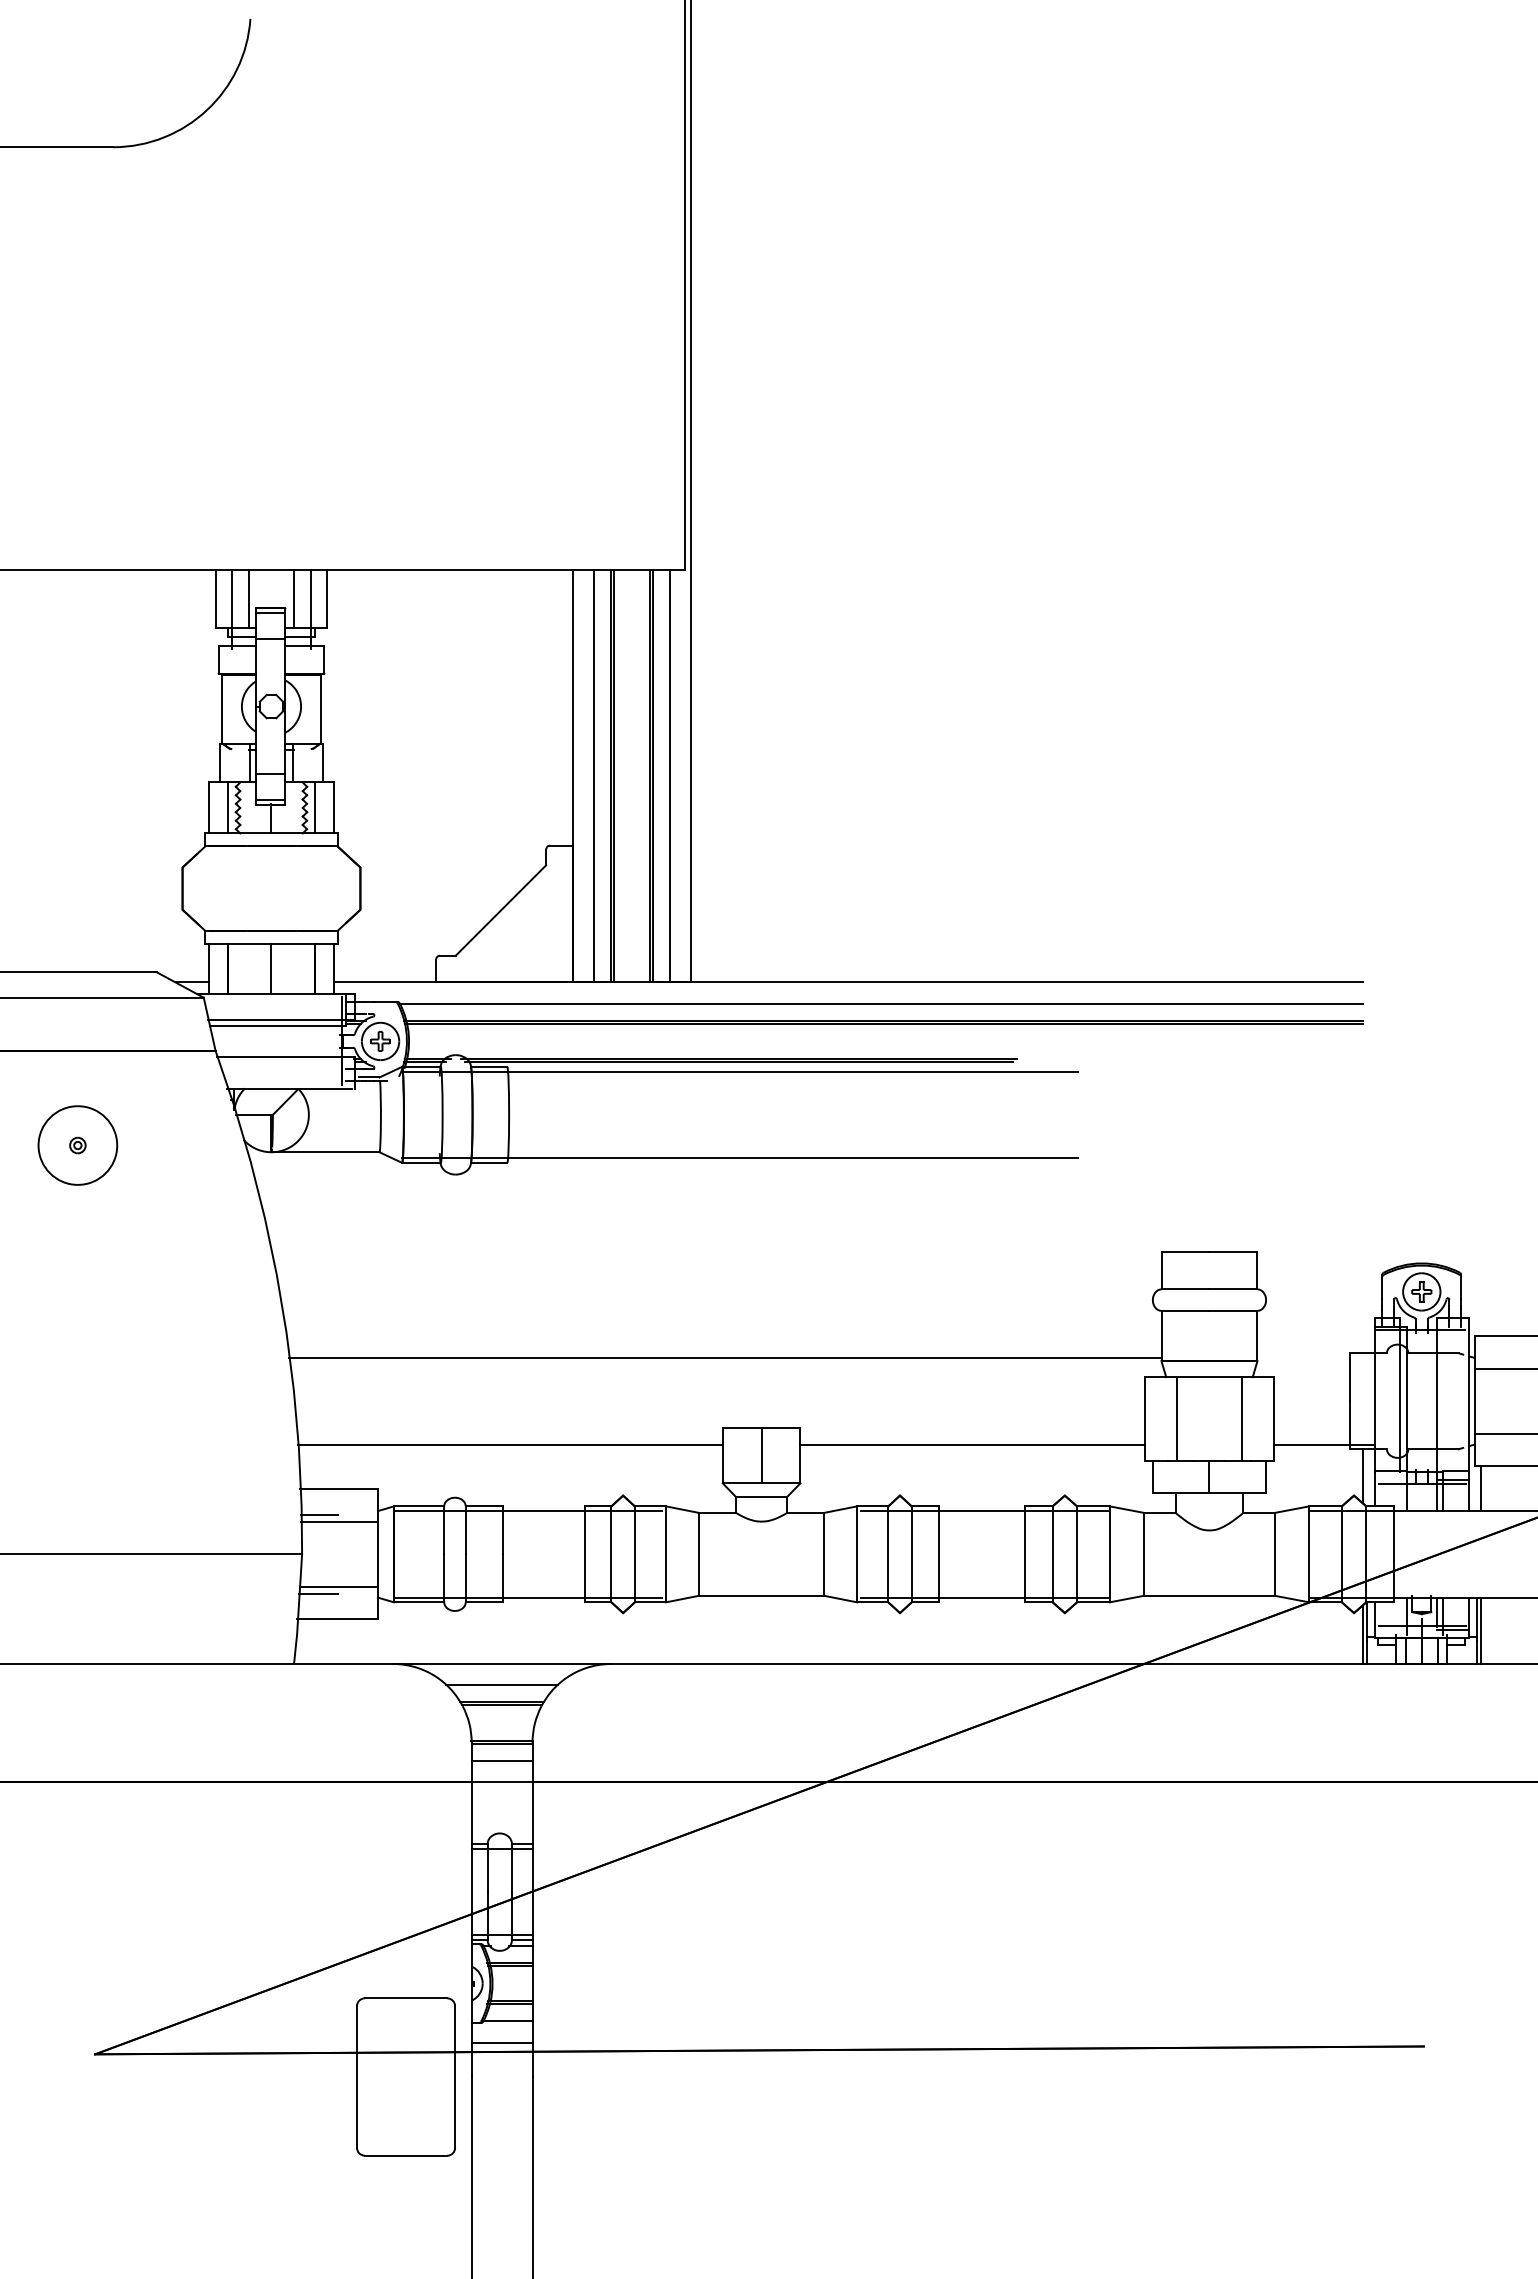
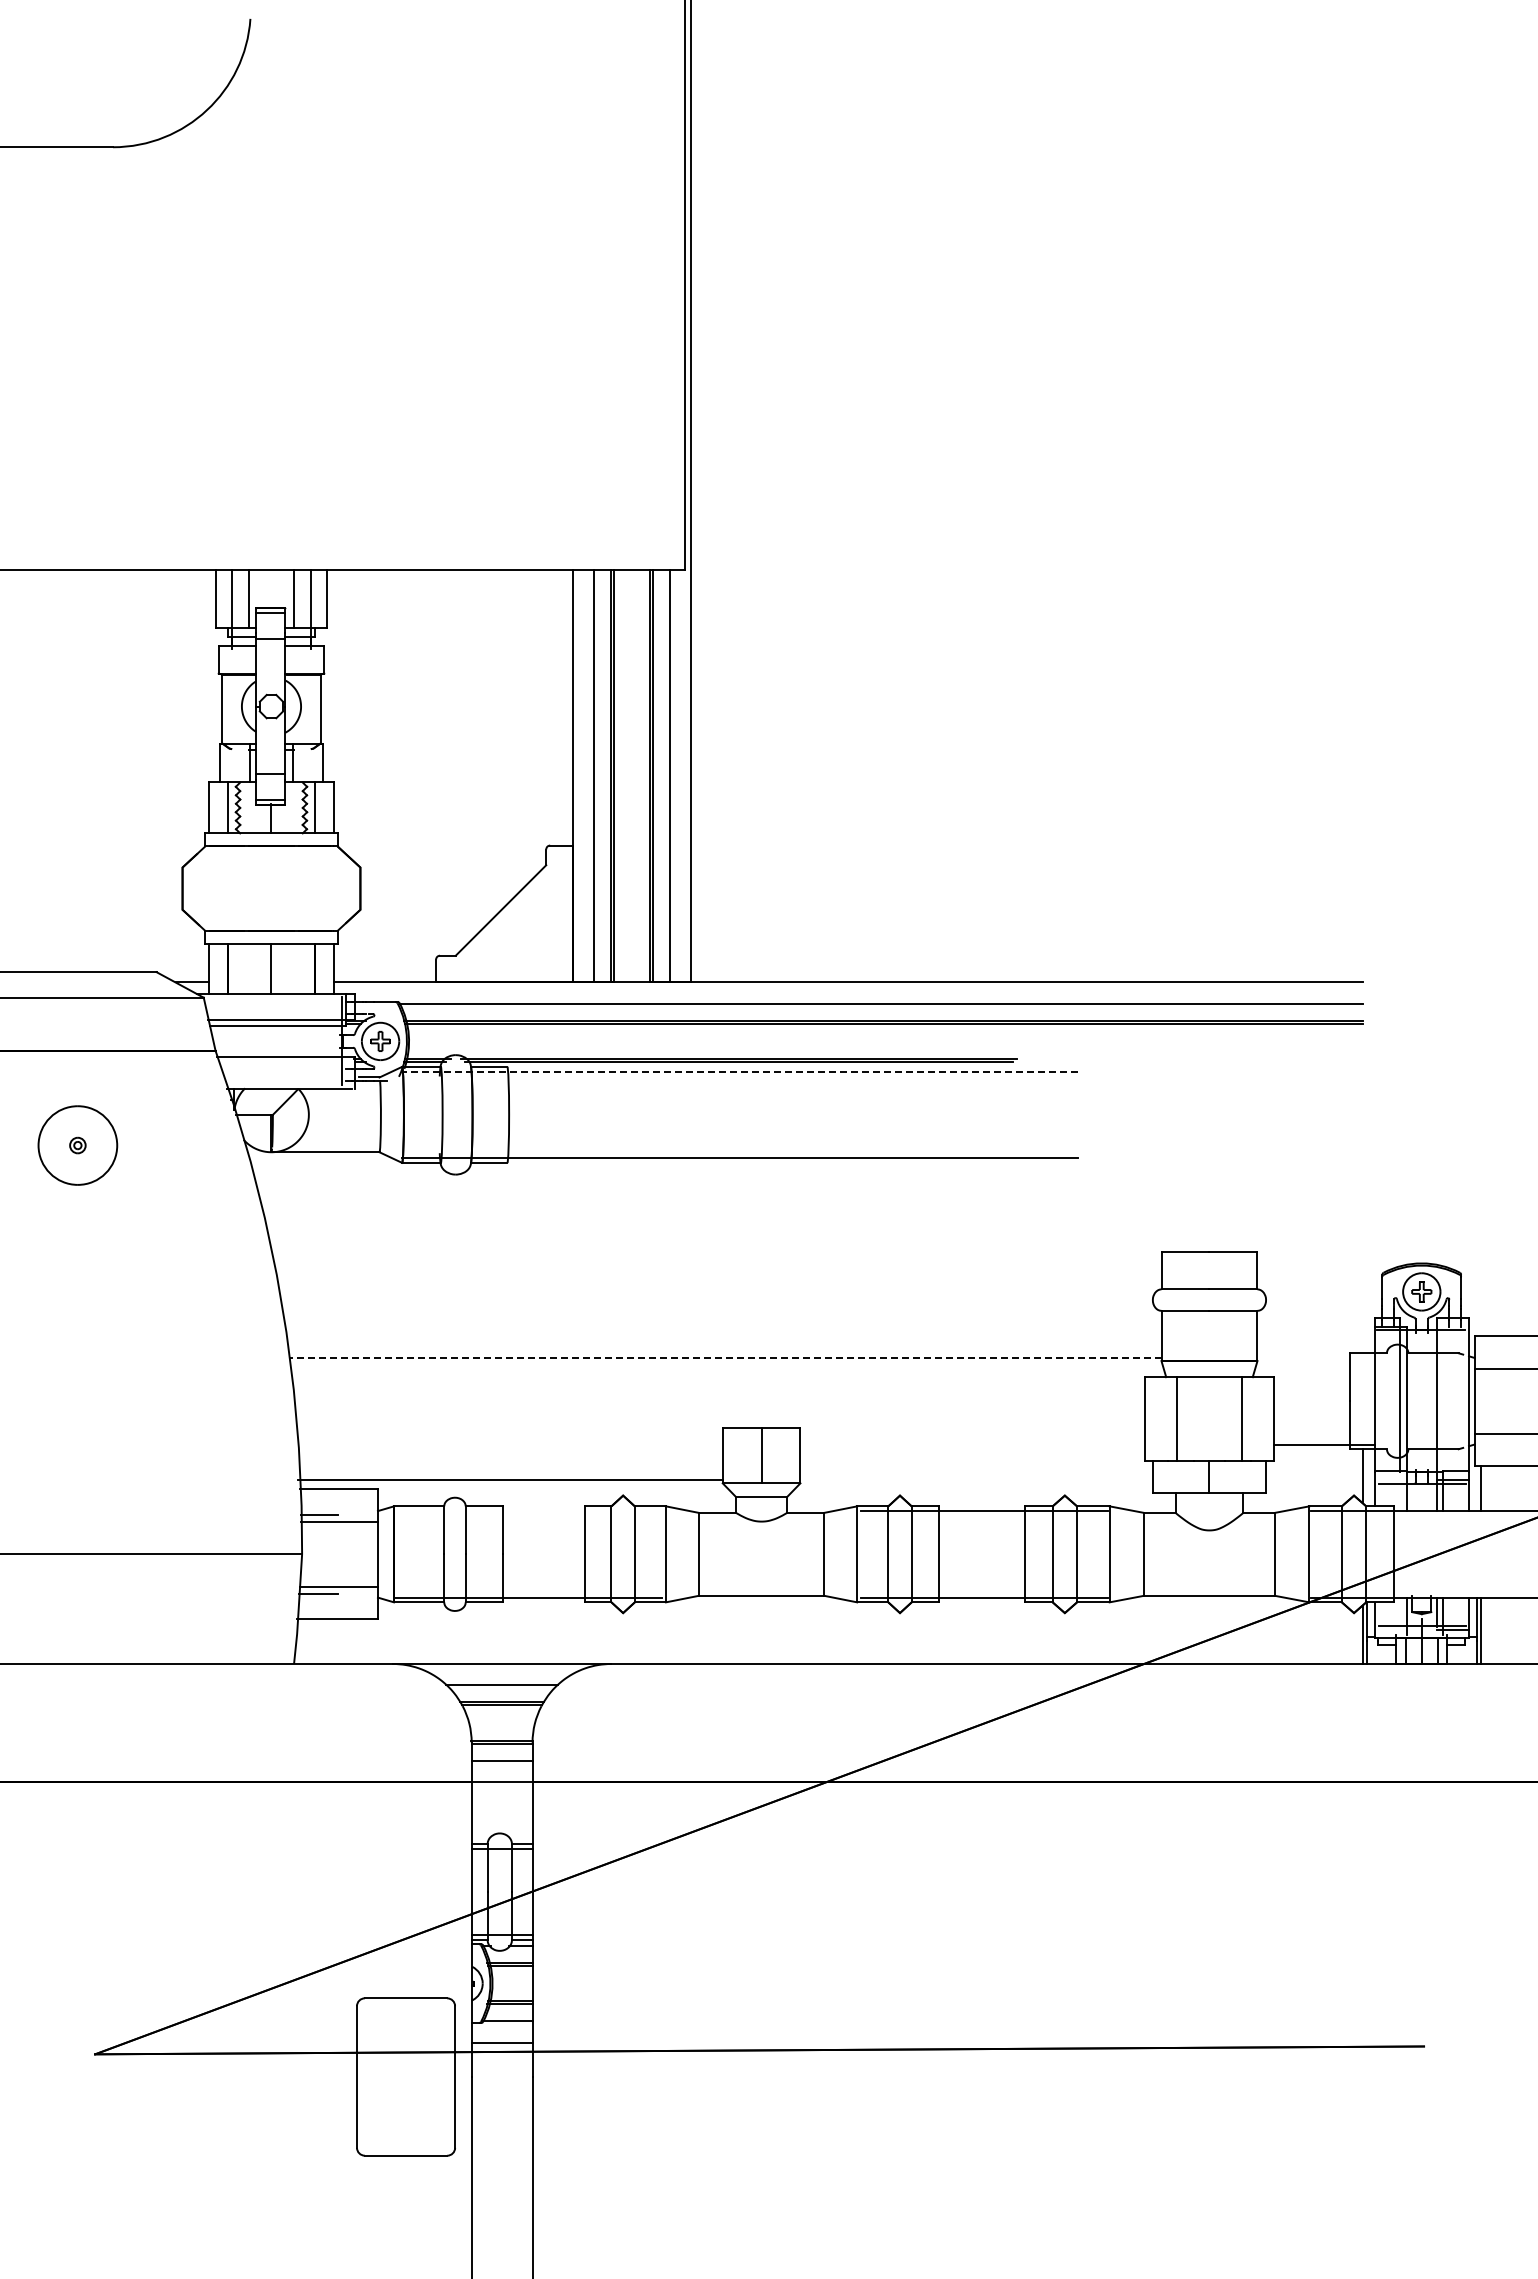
line: solid -> dashed (740, 1071)
line: solid -> dashed (724, 1357)
line position: (509, 1444) -> (509, 1479) (509, 1479)
line: present -> none (972, 1444)
line: present -> none (528, 1511)
